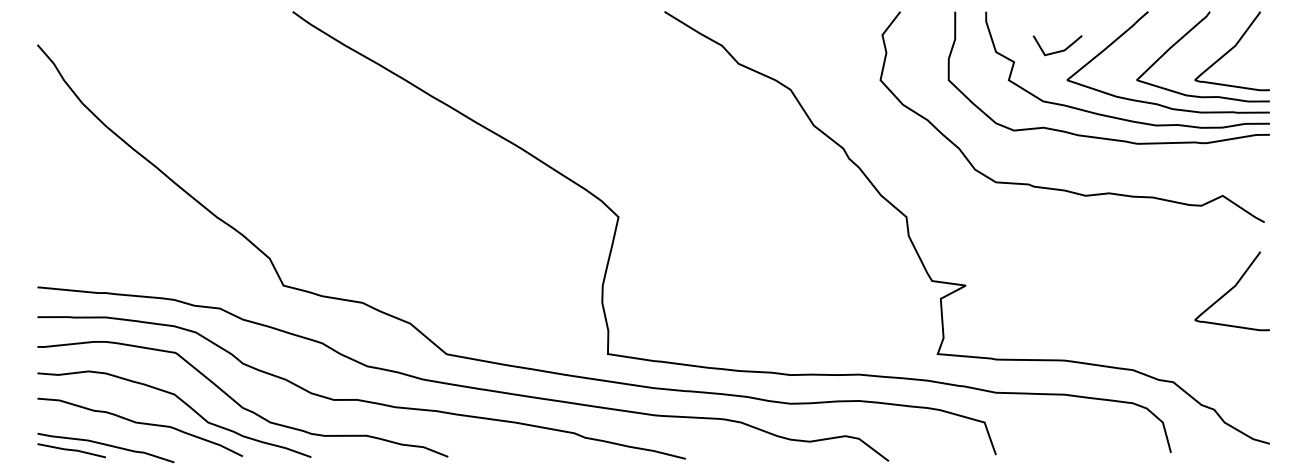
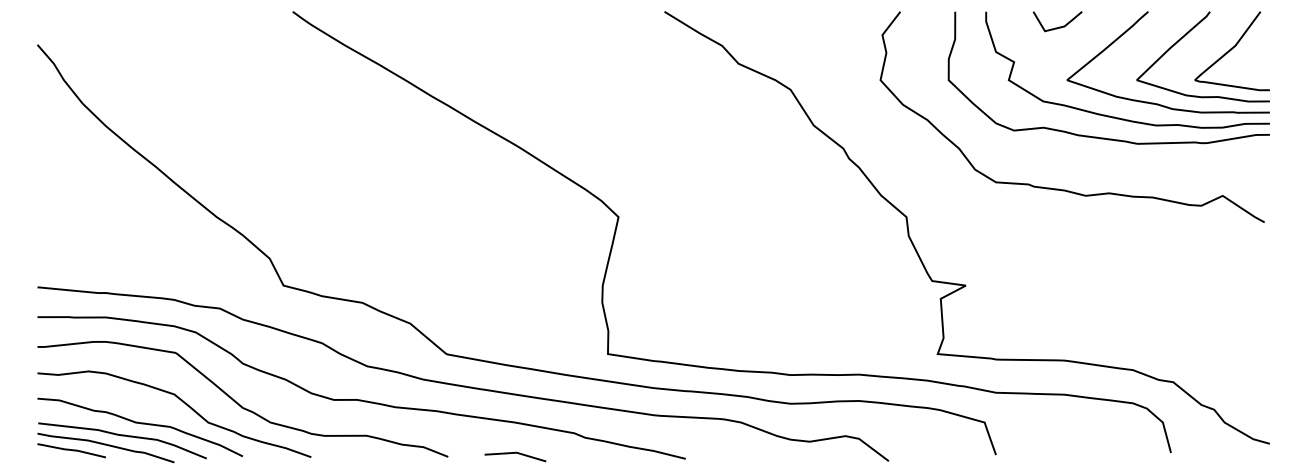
line position: (1059, 50) -> (1059, 26) (1059, 26)
curve: present -> none (1231, 290)
curve: none -> present (122, 436)
line: none -> present (515, 453)
